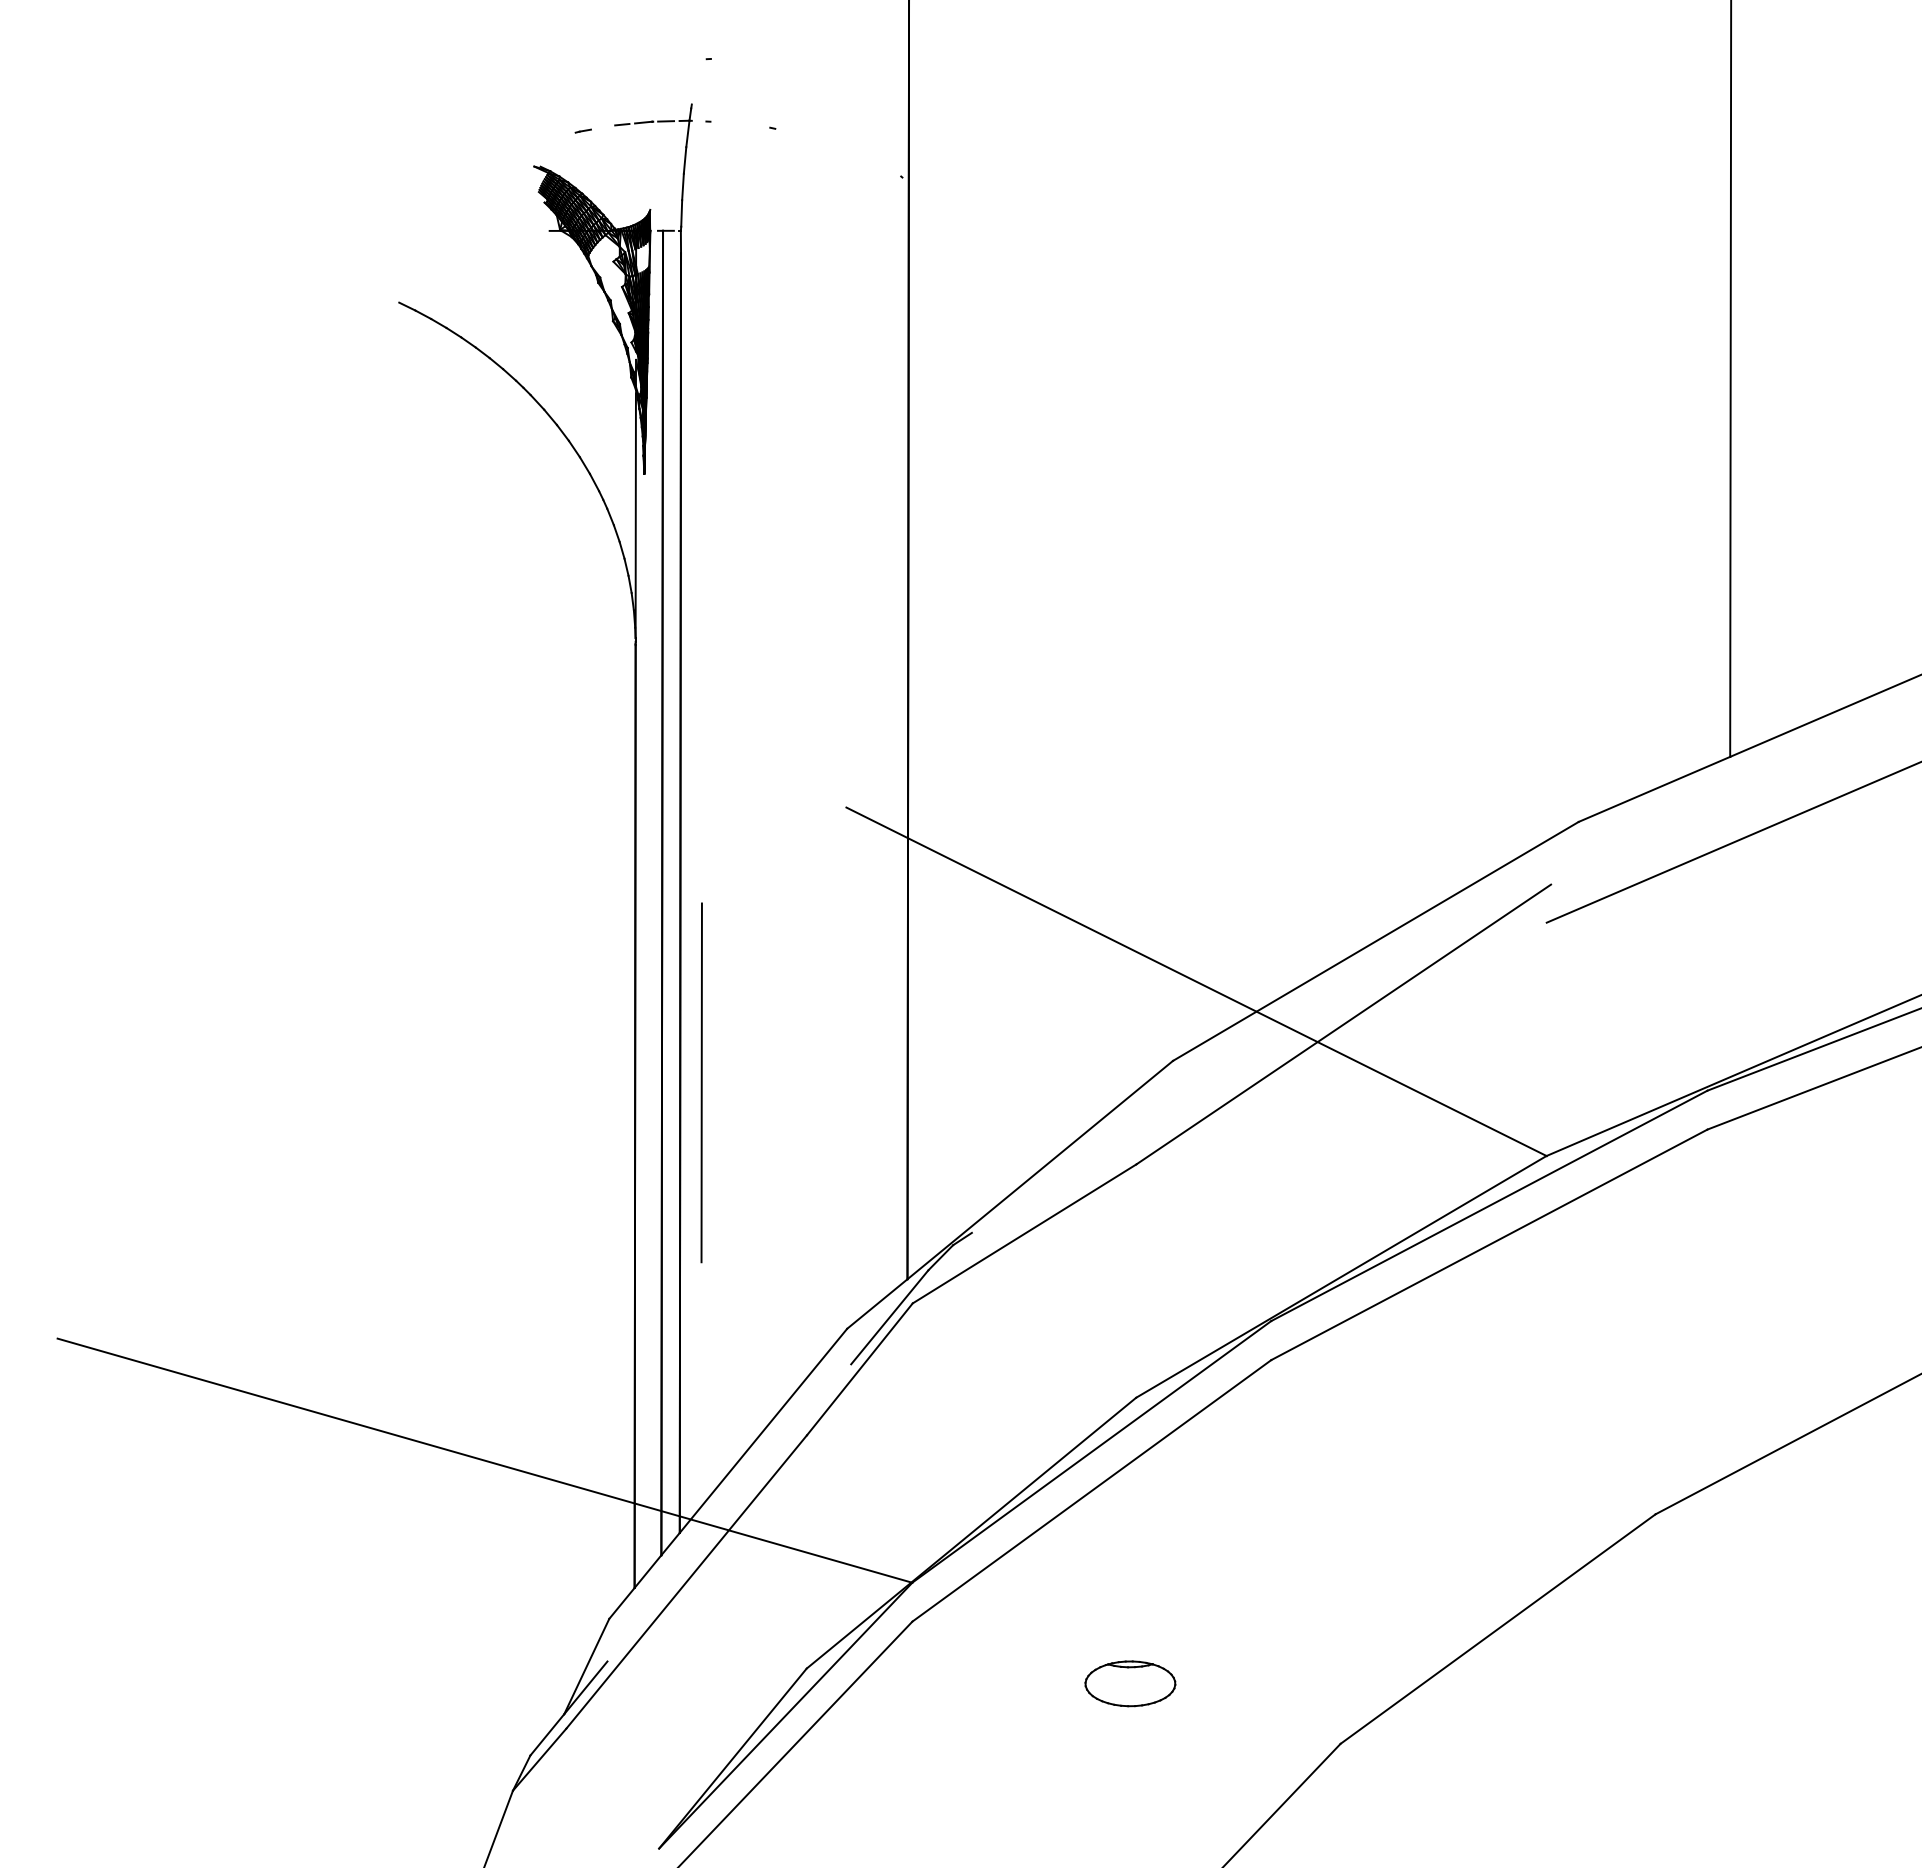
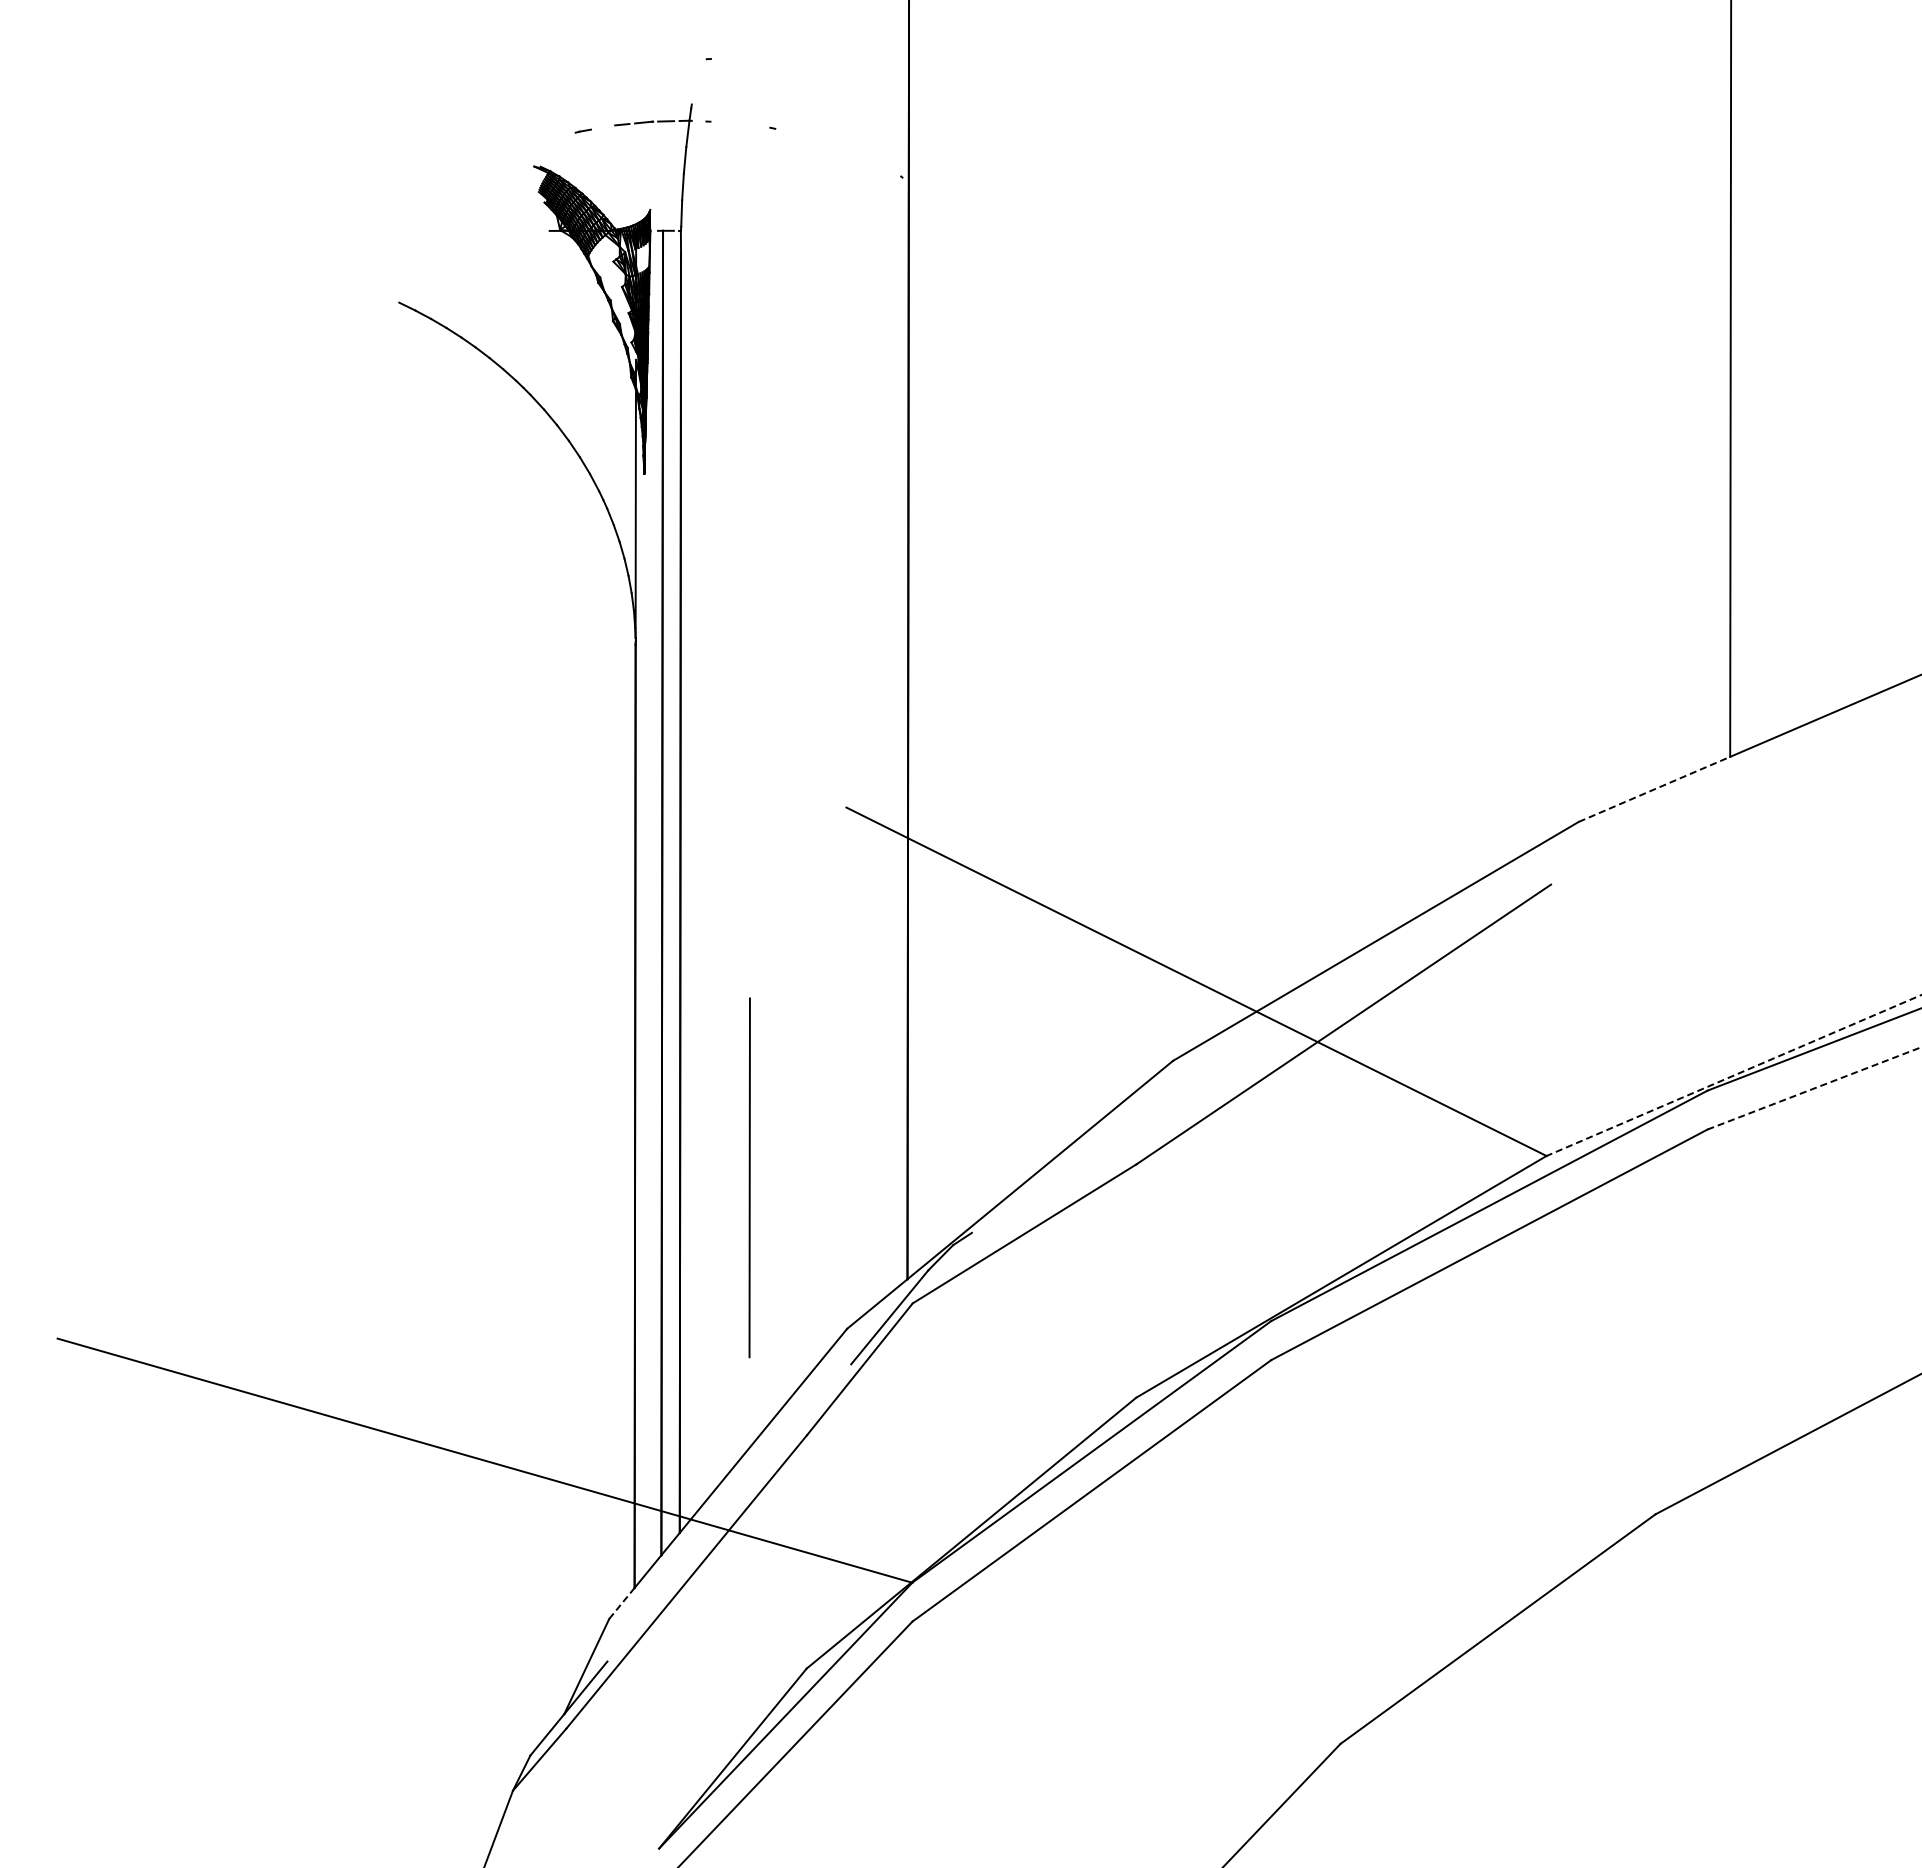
line: solid -> dashed (1654, 789)
line: present -> none (1732, 842)
line: solid -> dashed (1733, 1075)
line position: (701, 1082) -> (749, 1177) (749, 1177)
line: solid -> dashed (1814, 1088)
line: solid -> dashed (621, 1603)
part: present -> none (1130, 1683)
